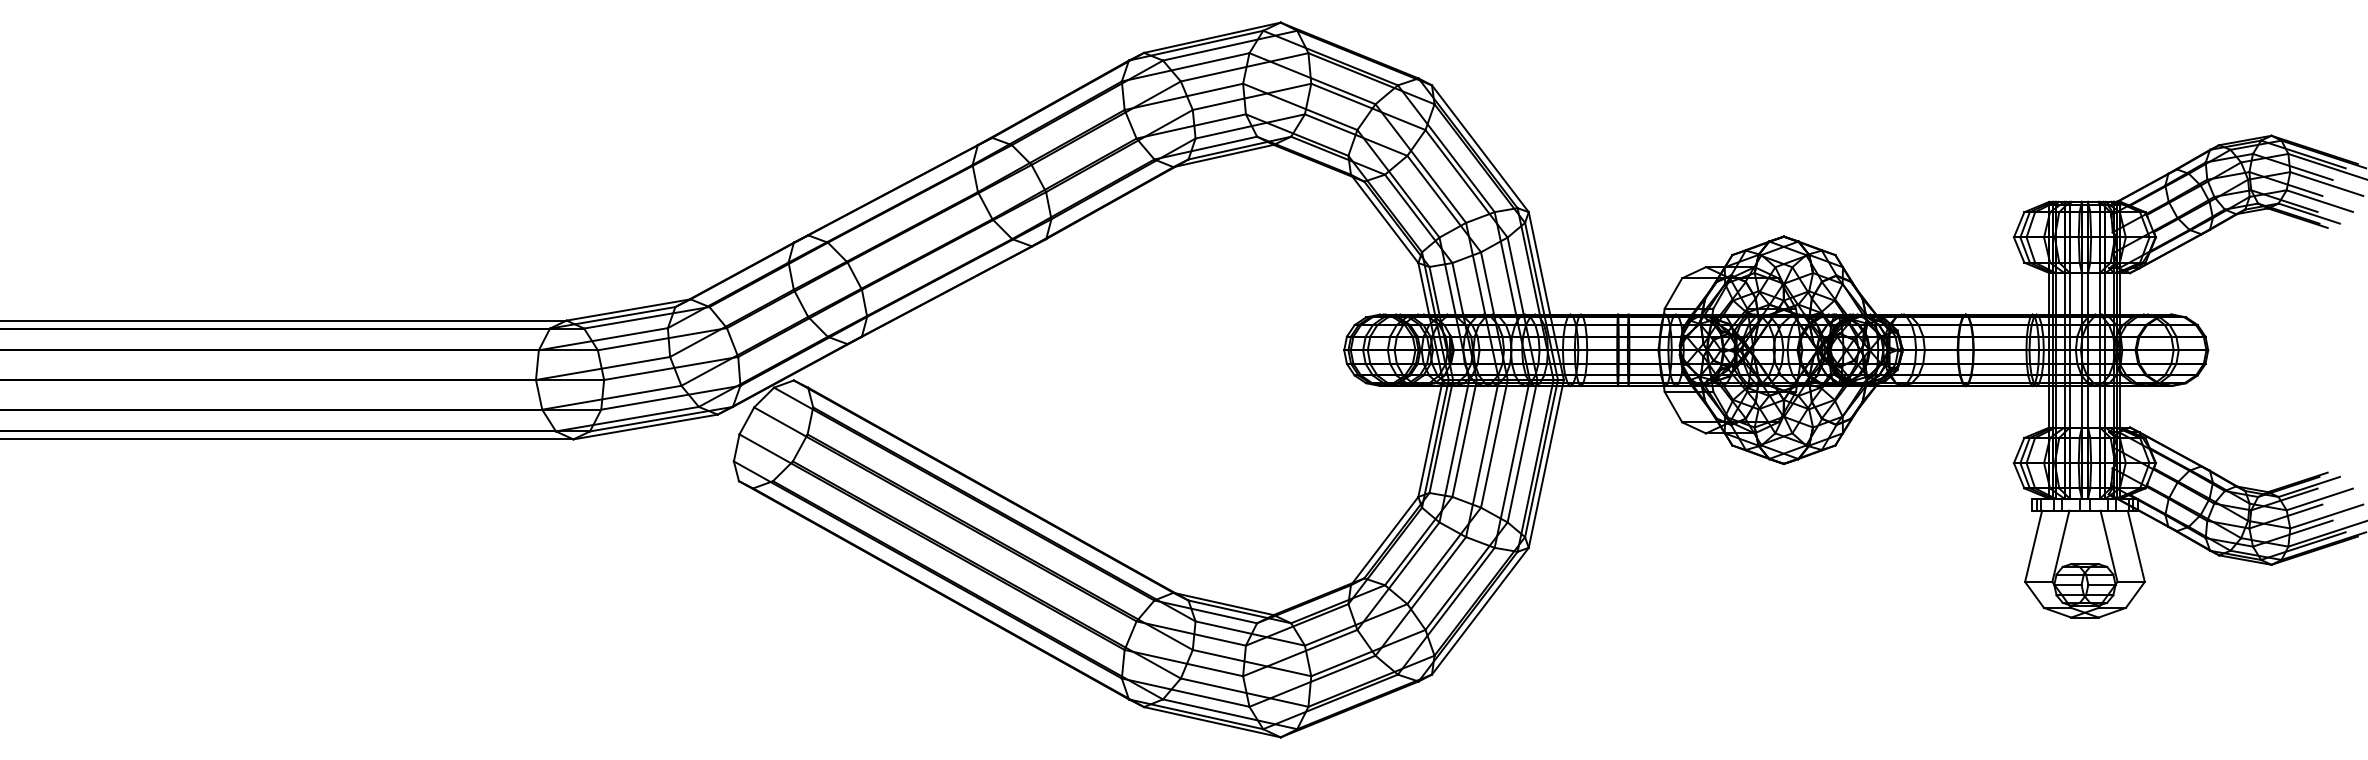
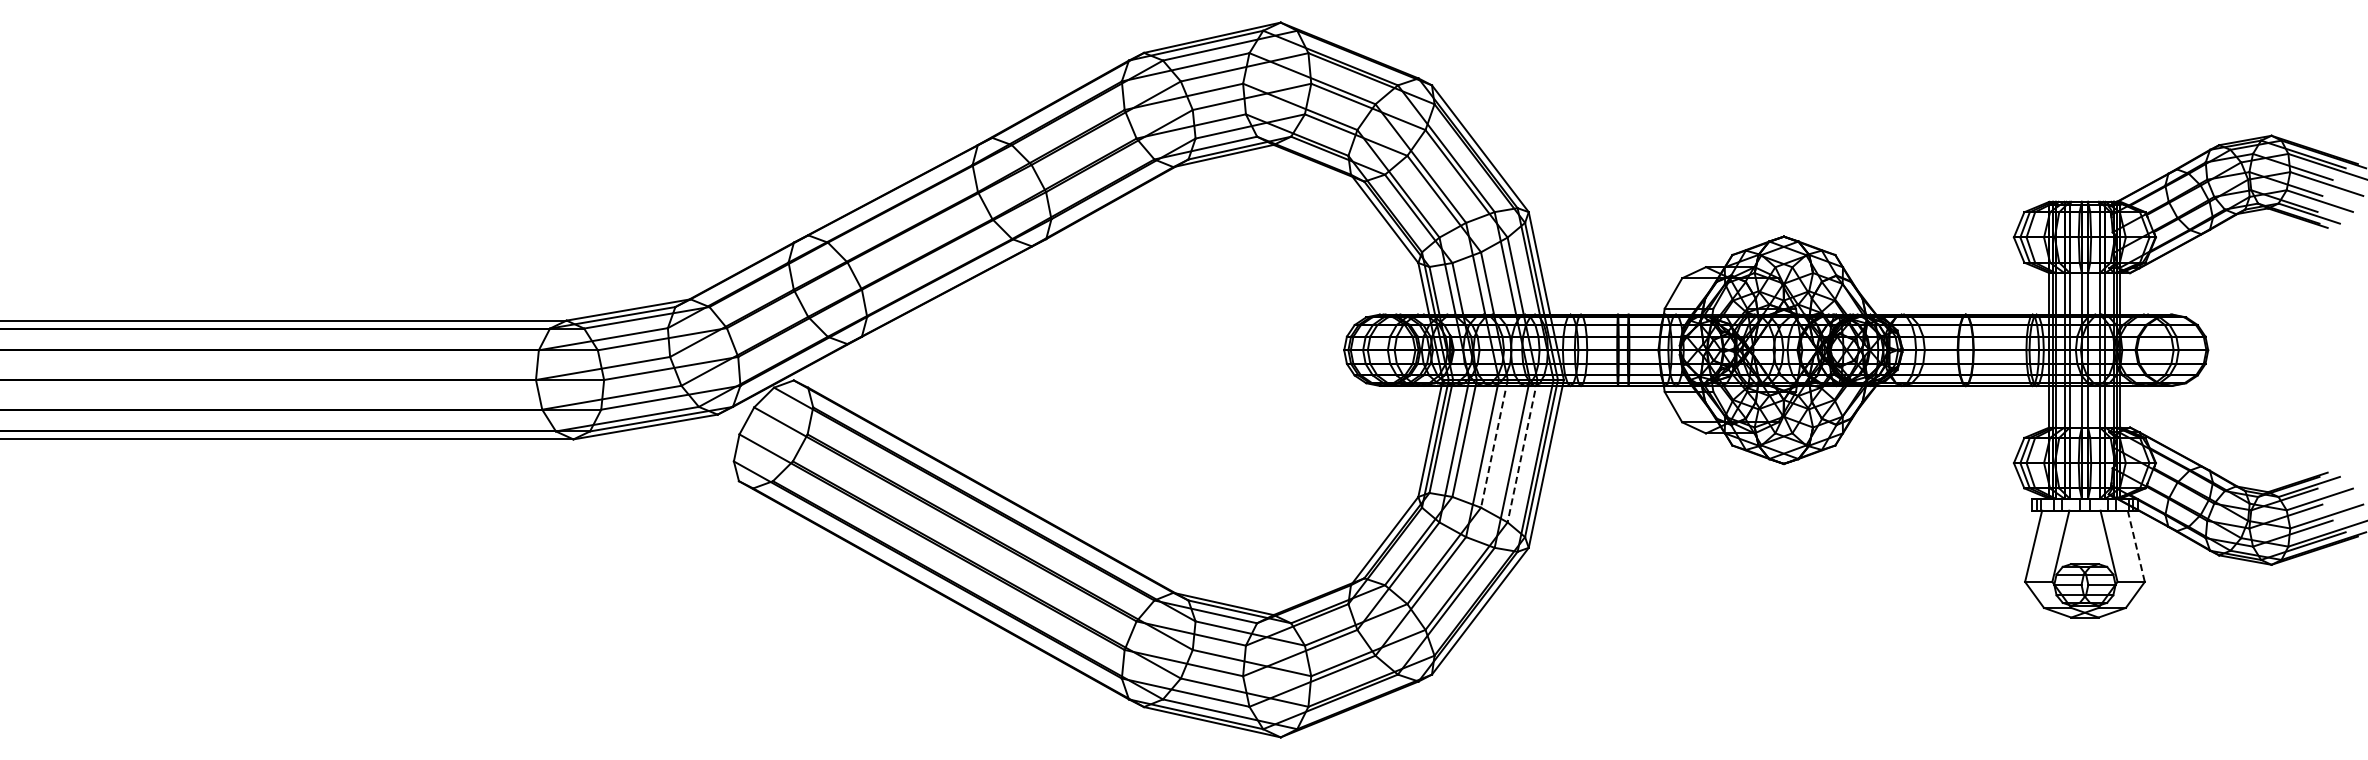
line: solid -> dashed (1494, 444)
line: solid -> dashed (1522, 451)
line: solid -> dashed (2136, 546)
